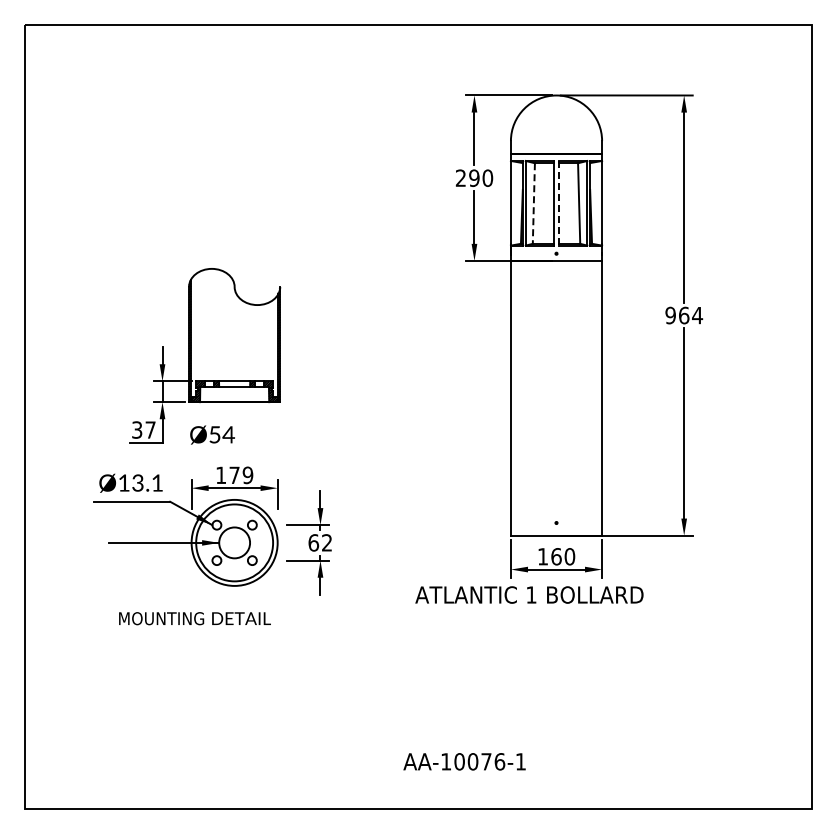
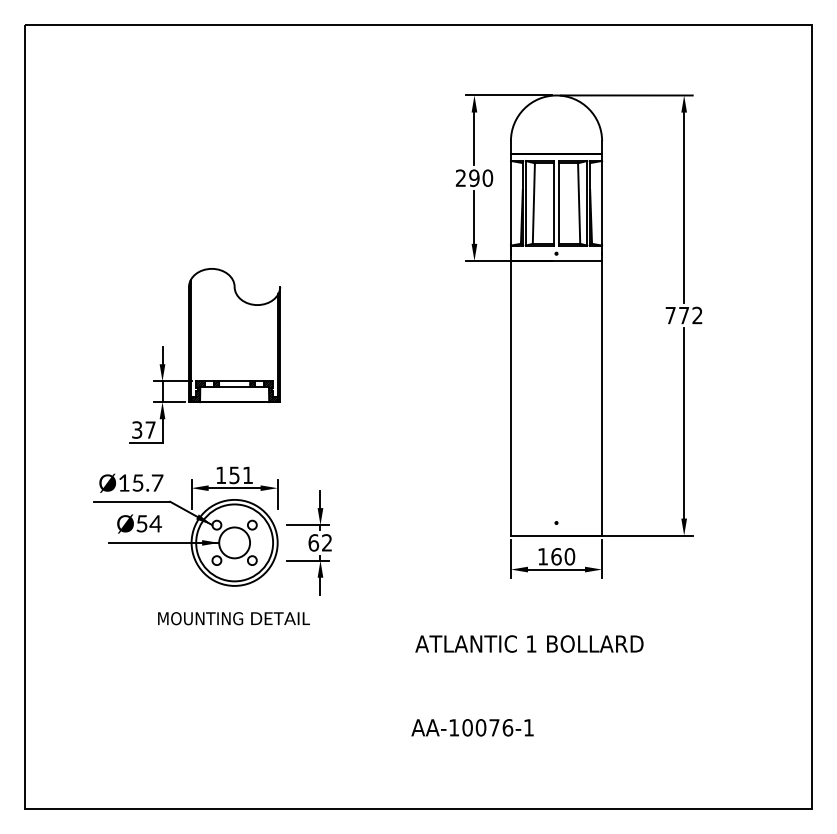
line: dashed -> solid (558, 203)
line: dashed -> solid (533, 204)
text: 964 -> 772 (684, 315)
text position: (212, 434) -> (139, 523) (139, 523)
text: 179 -> 151 (241, 475)
text: Ø13.1 -> Ø15.7 (147, 482)
text position: (529, 594) -> (529, 643) (529, 643)
text position: (194, 618) -> (233, 618) (233, 618)
text position: (464, 761) -> (472, 727) (472, 727)
